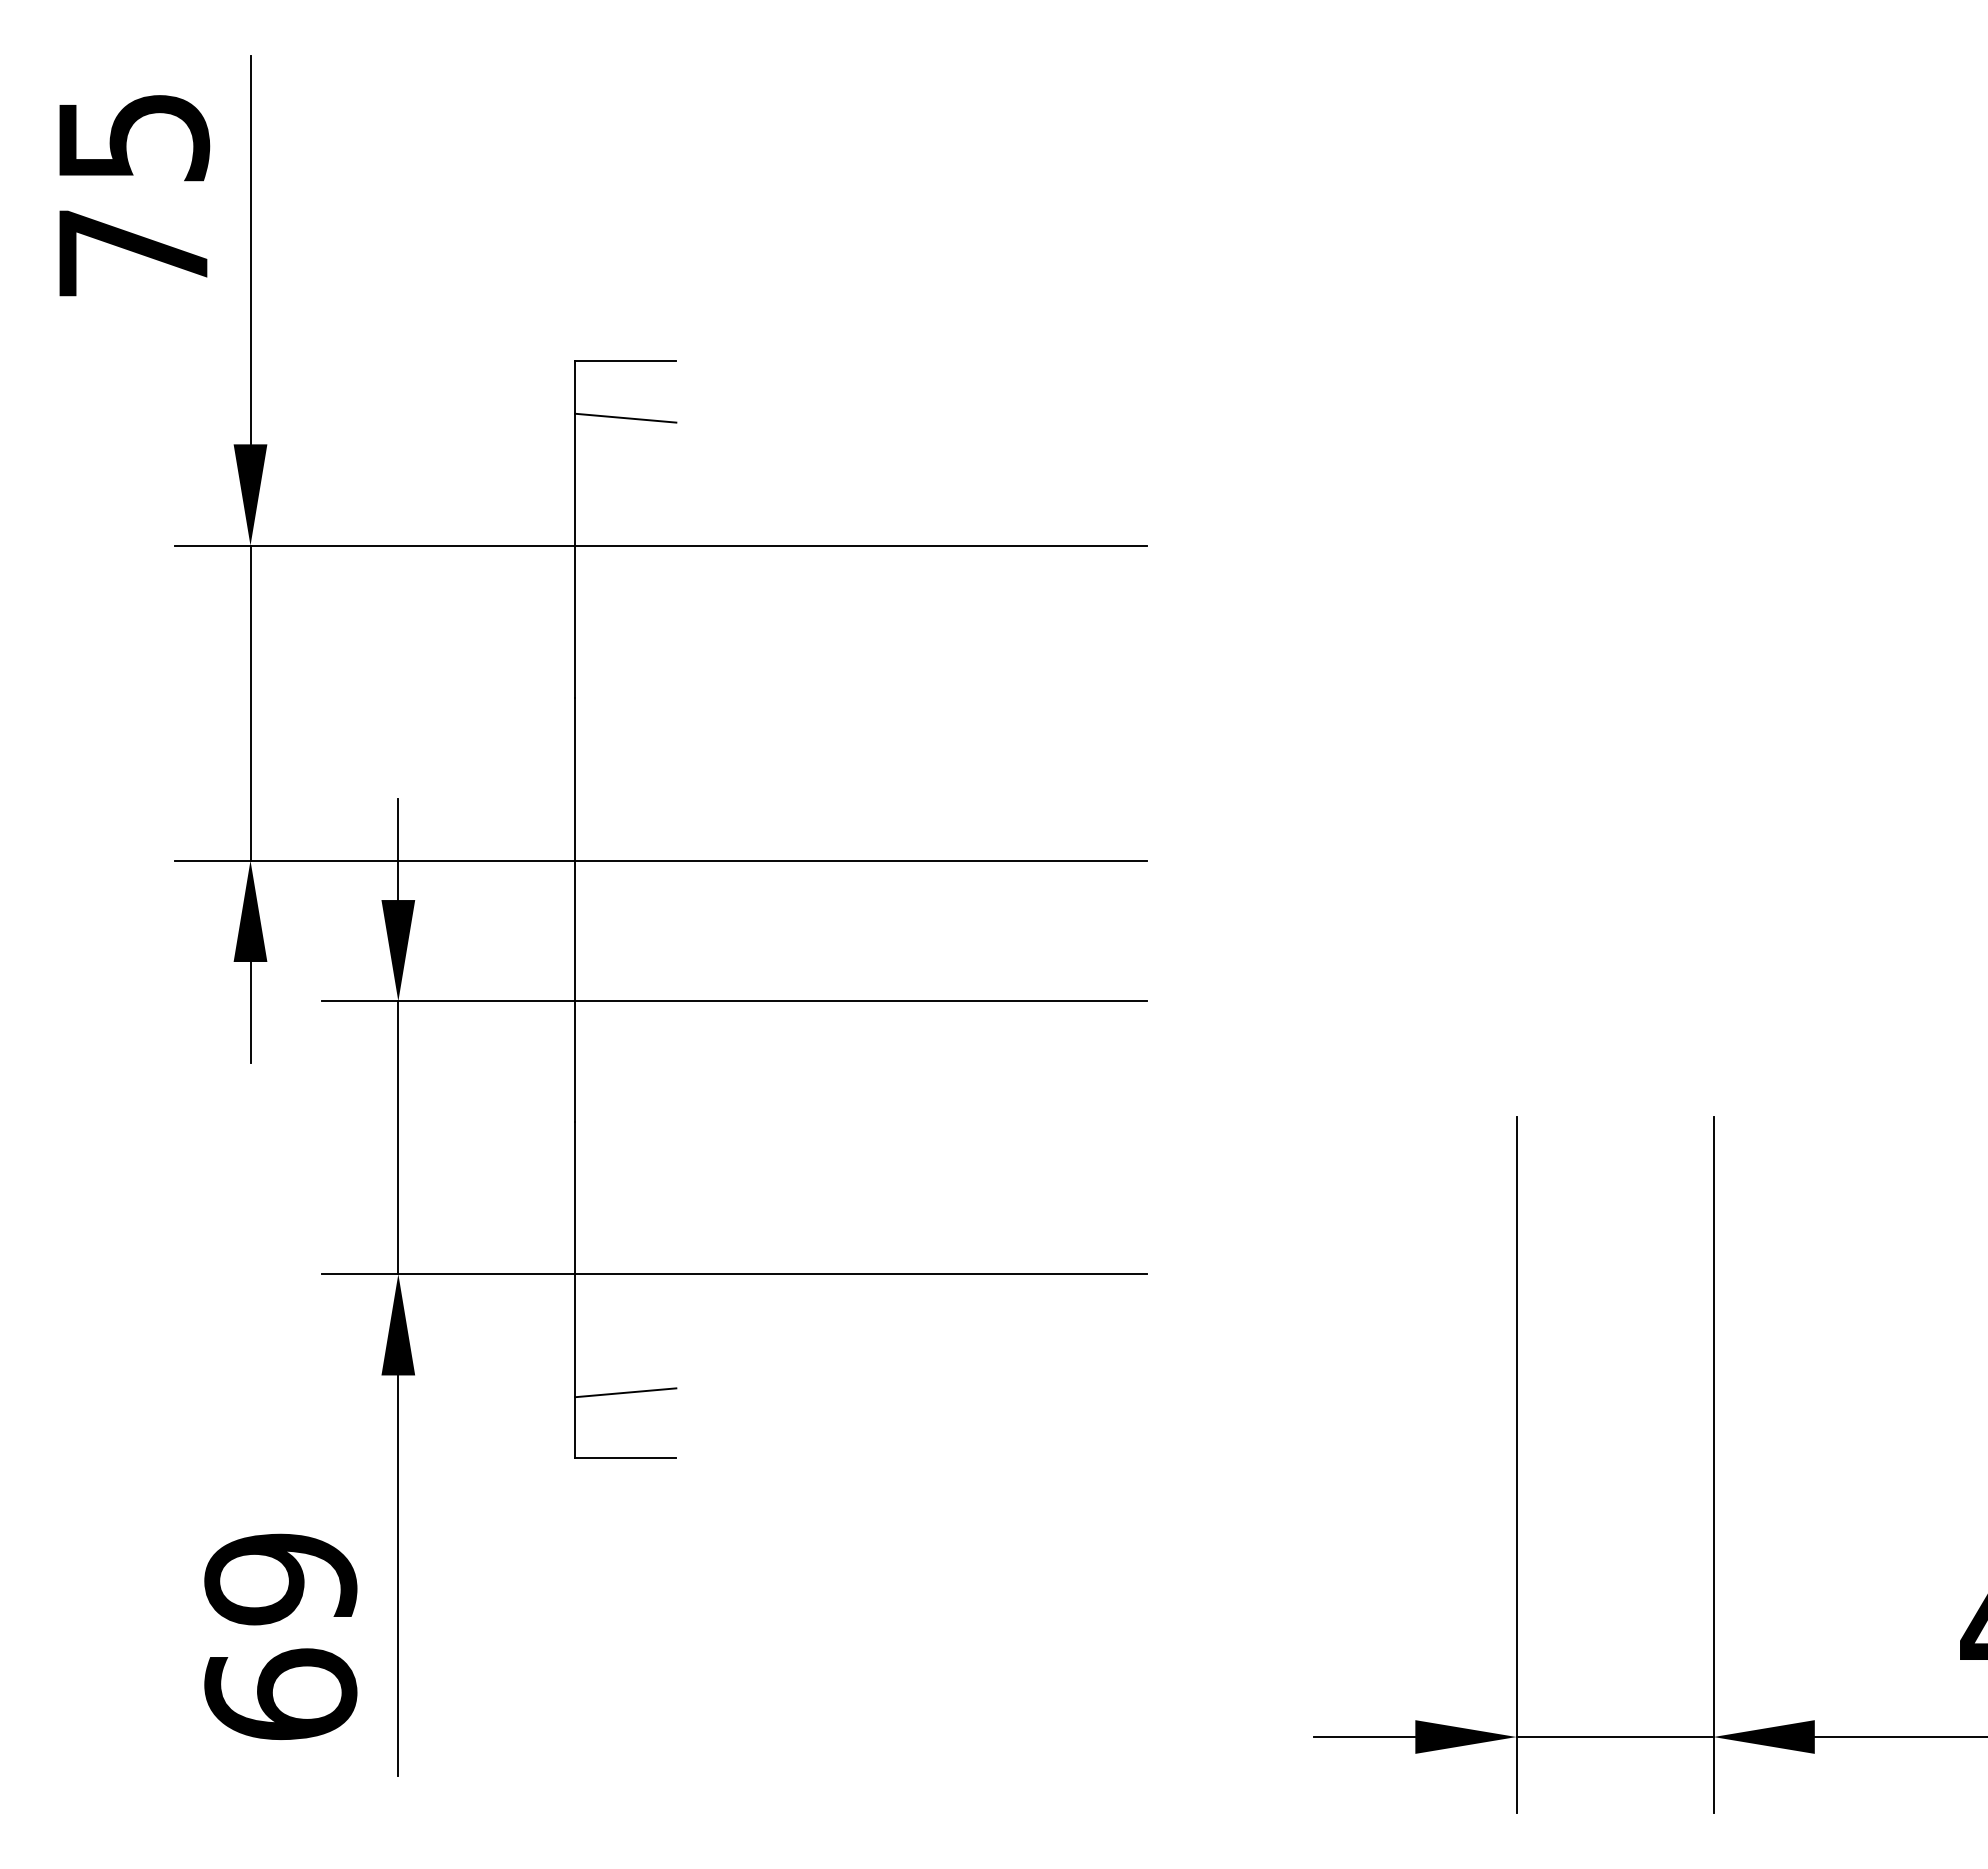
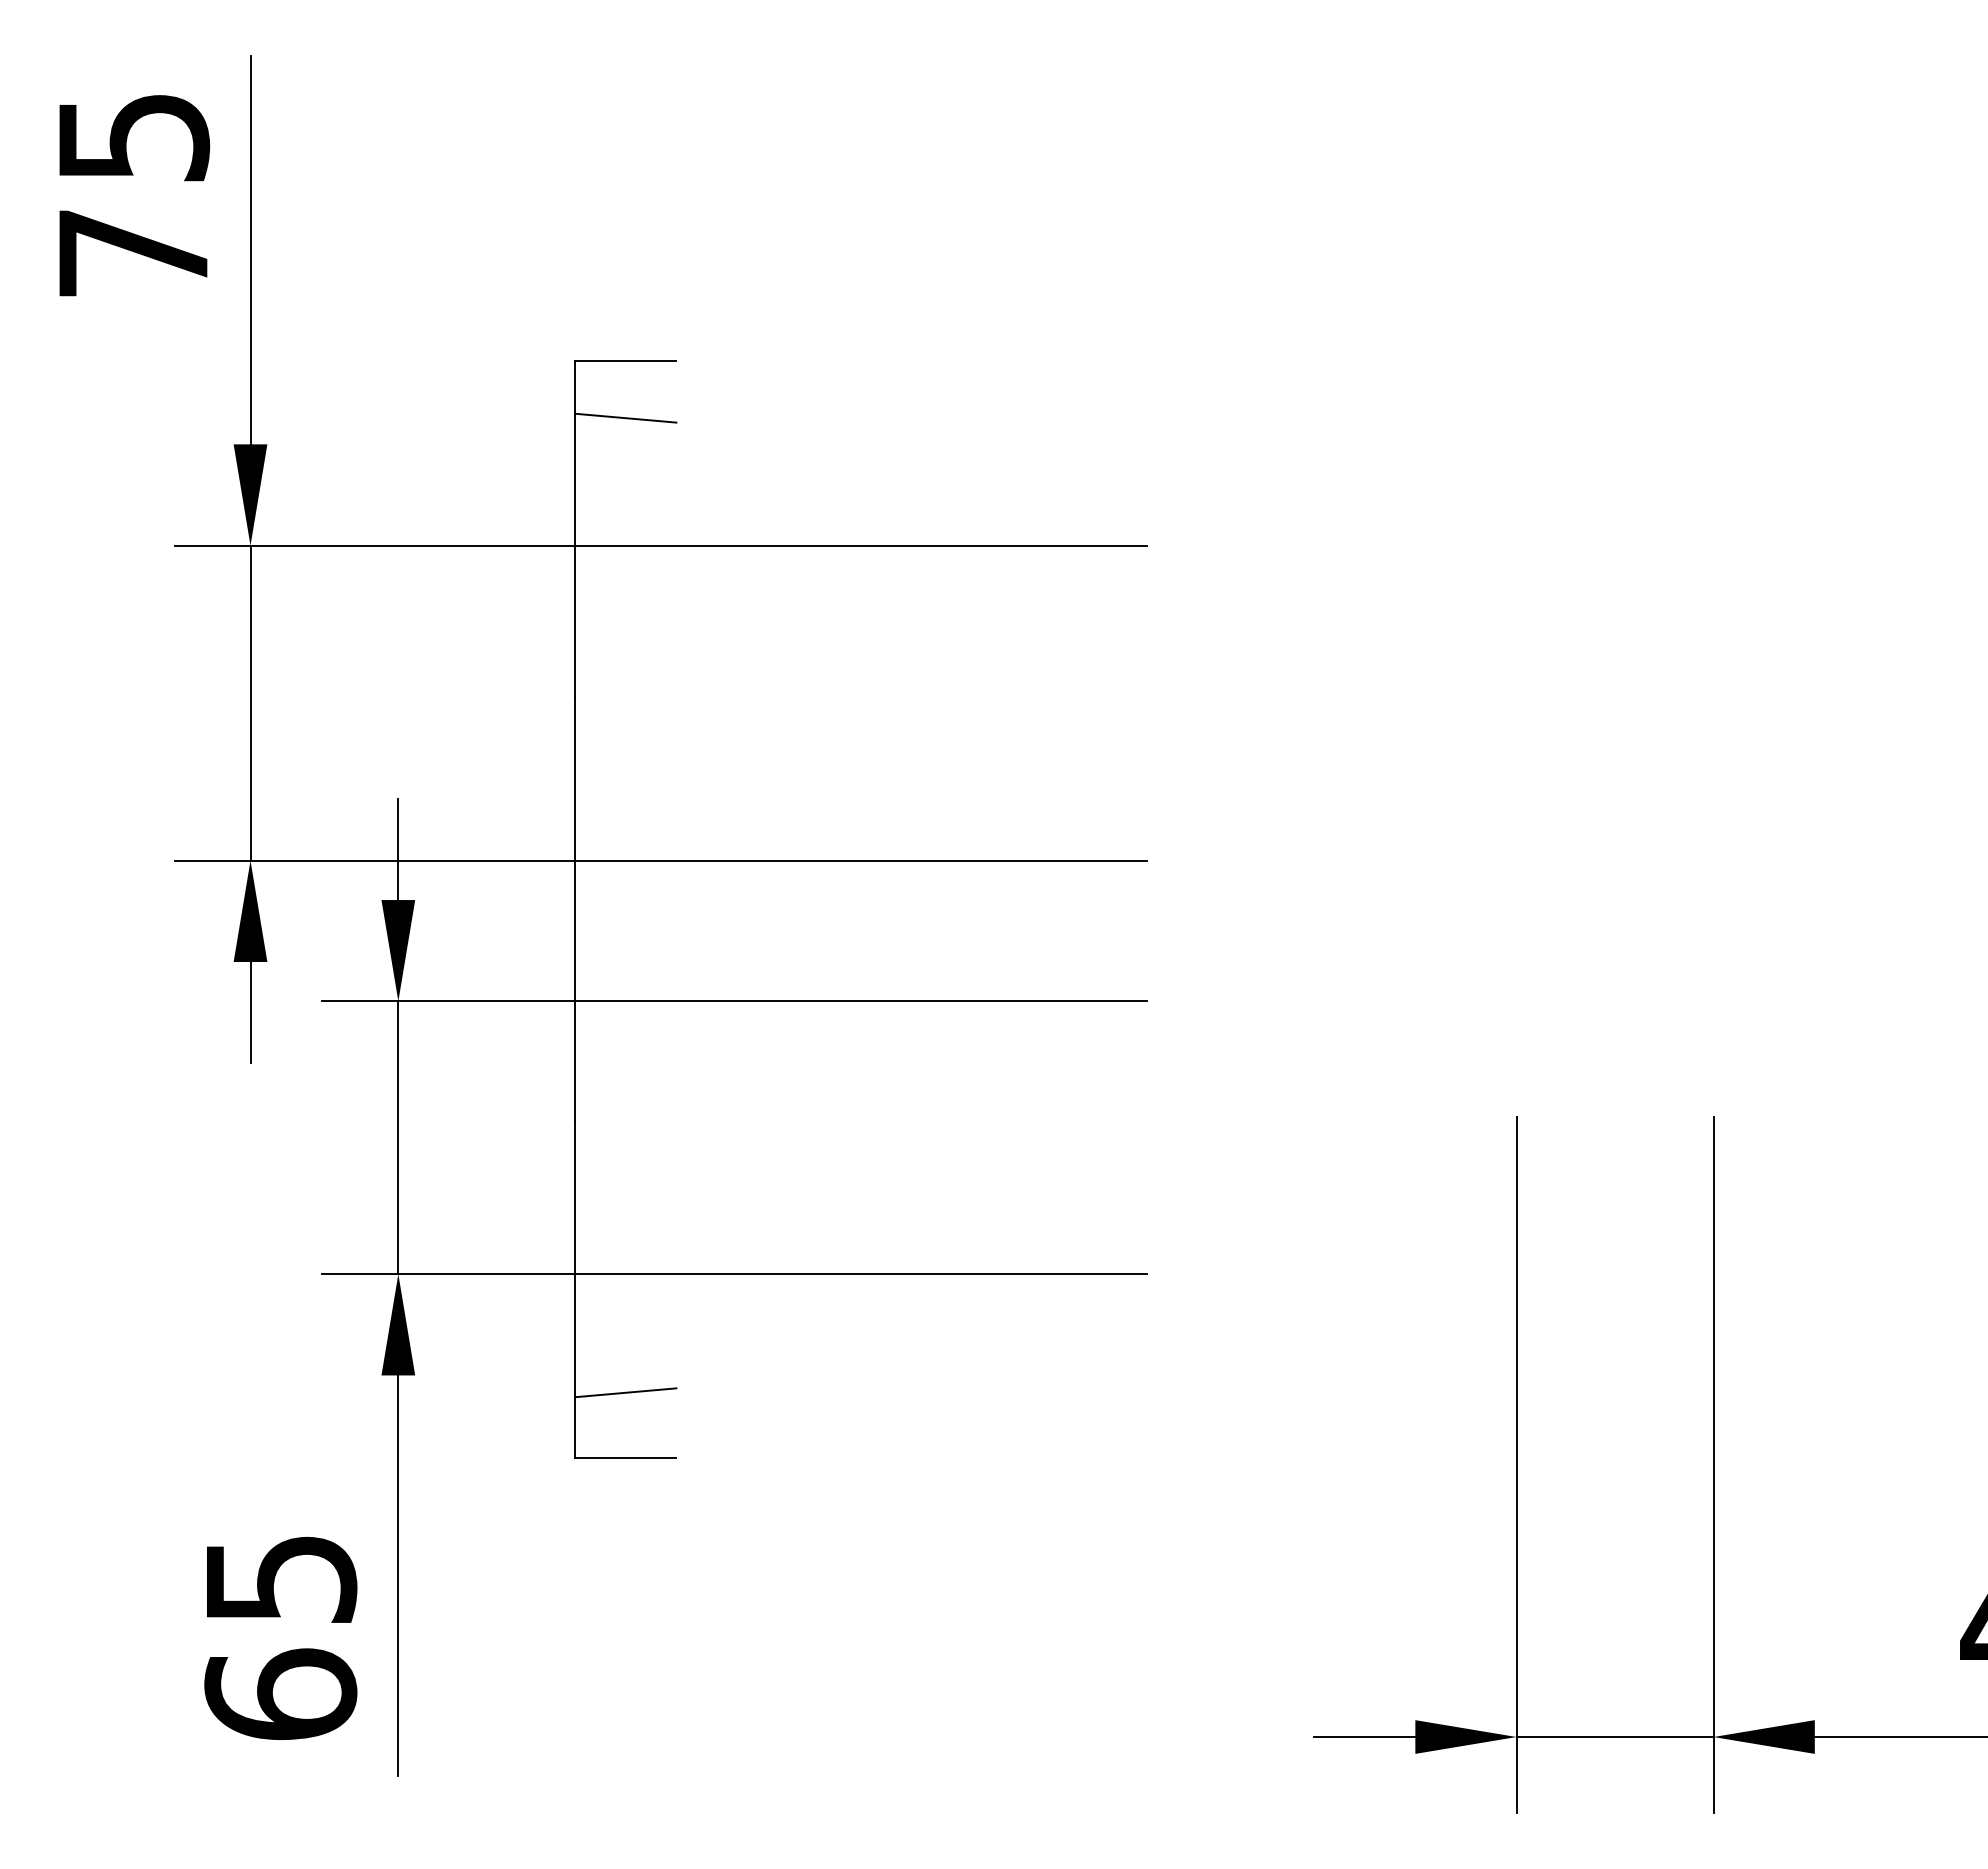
text: 69 -> 65 (280, 1579)
